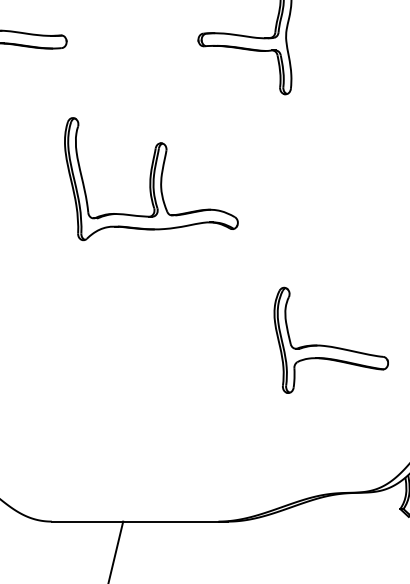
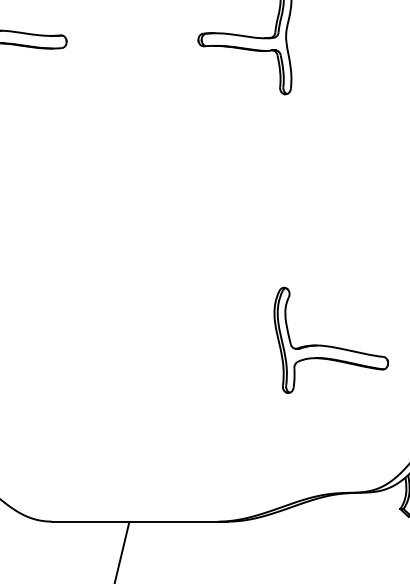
part: present -> none (151, 179)
line position: (116, 550) -> (122, 551) (122, 551)
